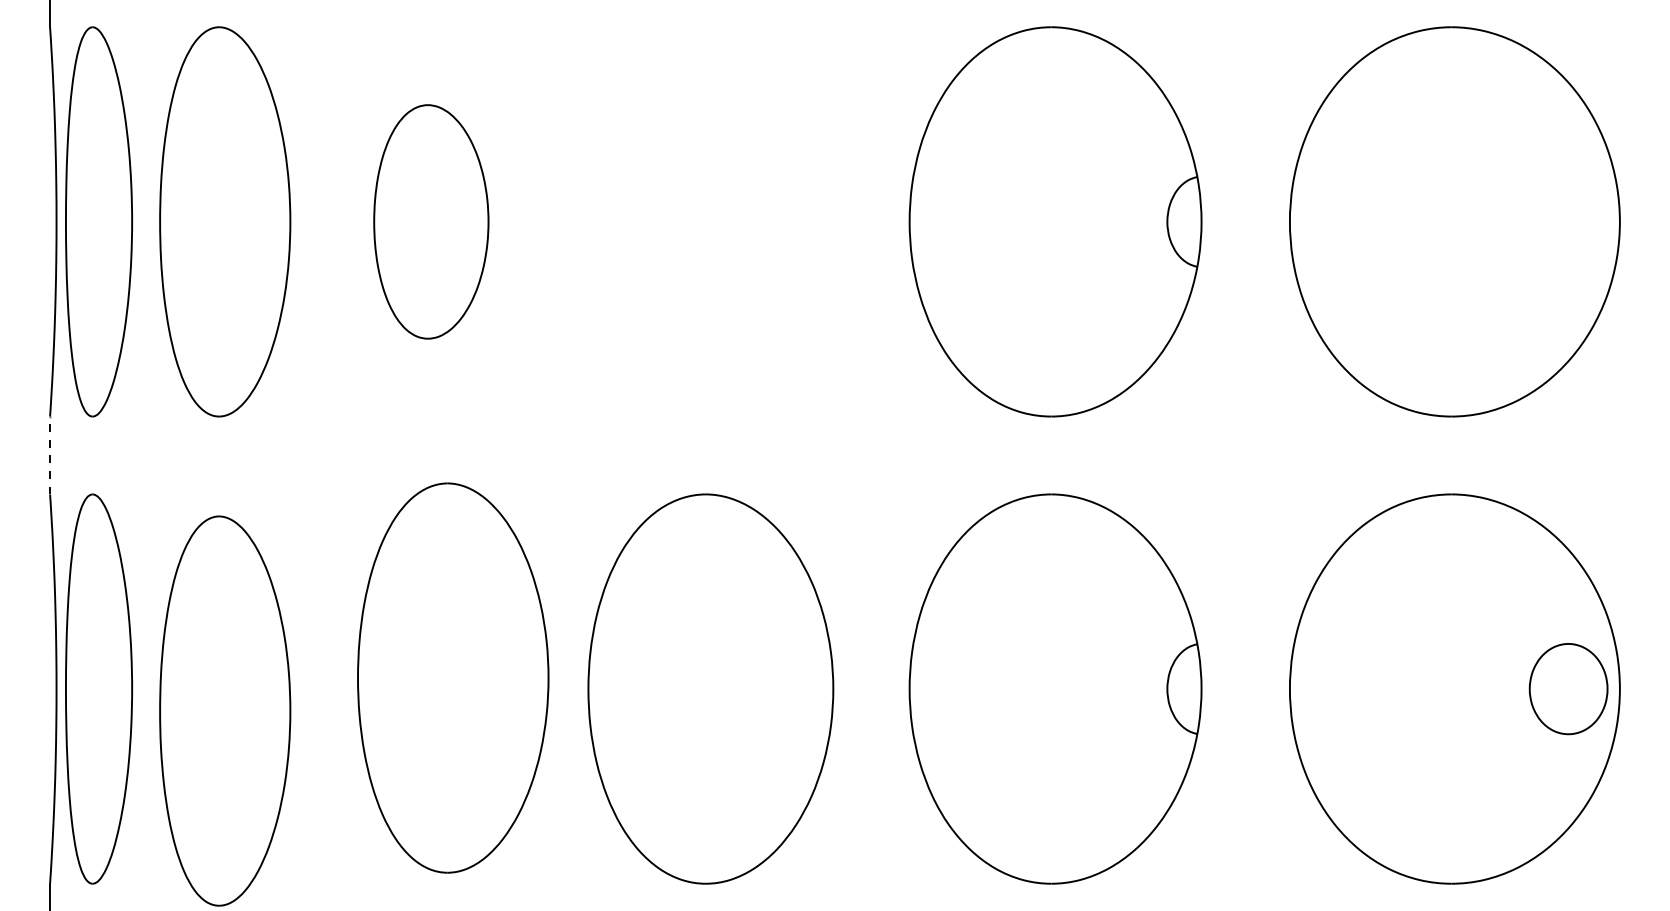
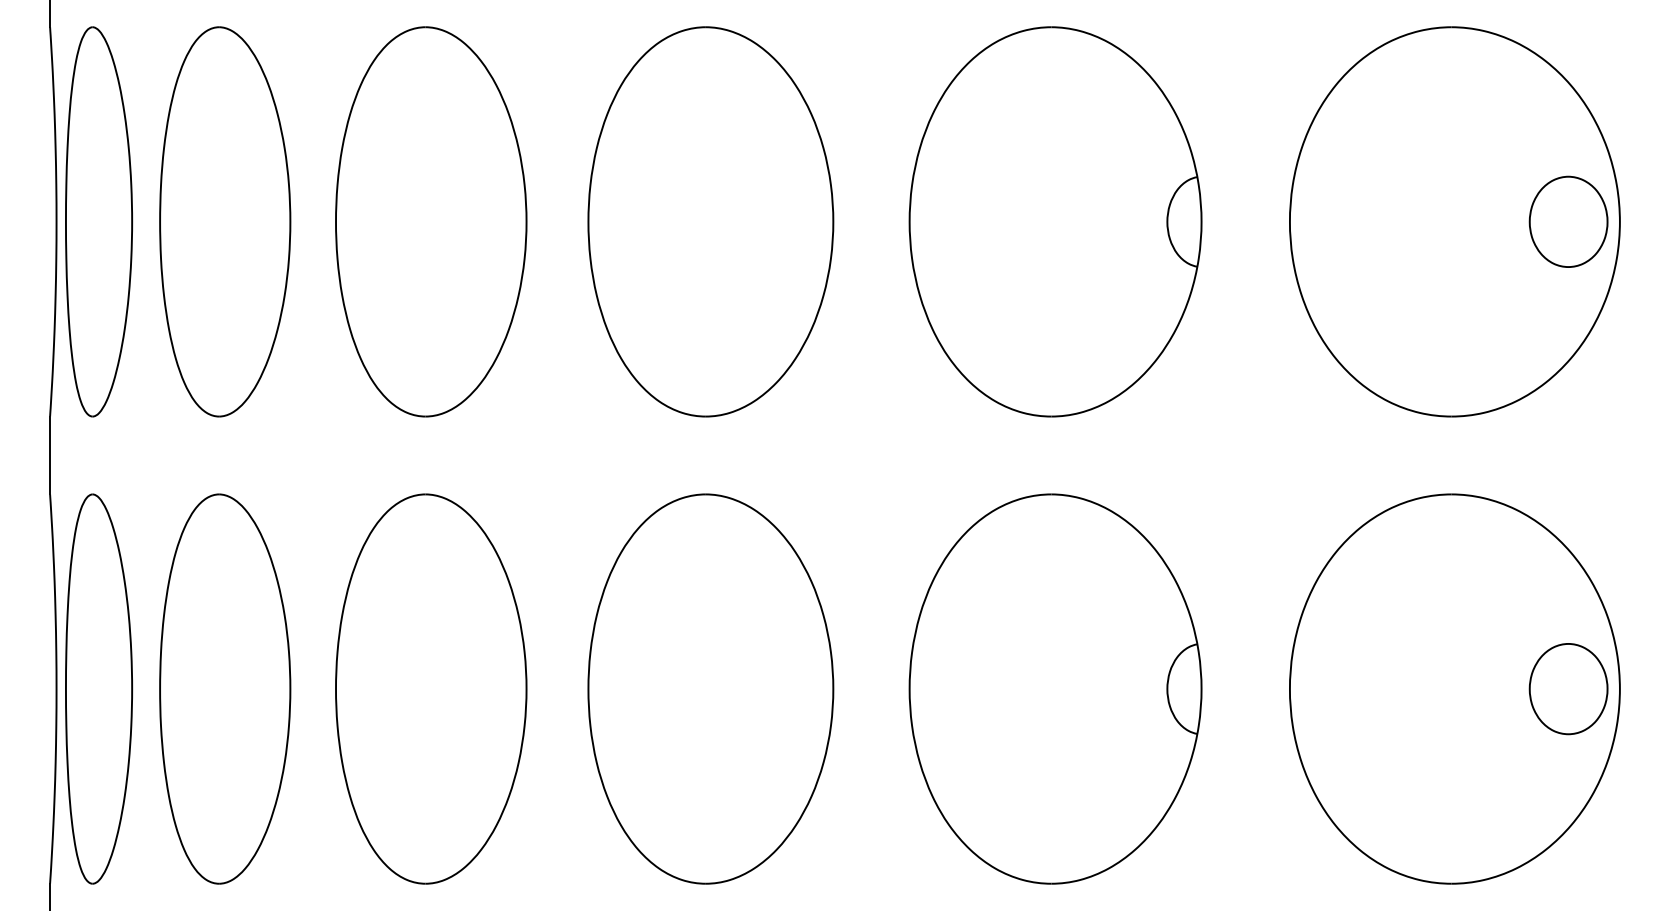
part size: 117x236 px -> 193x392 px (431, 221)
part: none -> present (710, 221)
part: none -> present (1568, 221)
line: dashed -> solid (50, 455)
part position: (453, 677) -> (431, 688) (431, 688)
part position: (225, 710) -> (225, 688) (225, 688)
